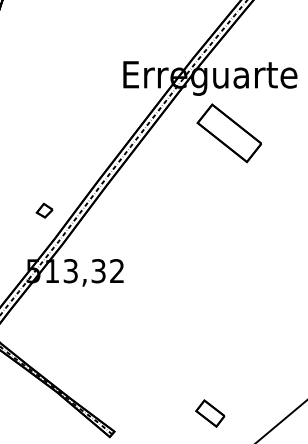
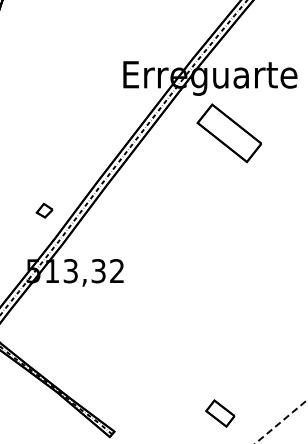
part position: (210, 413) -> (220, 413) (220, 413)
line: solid -> dashed (281, 421)
